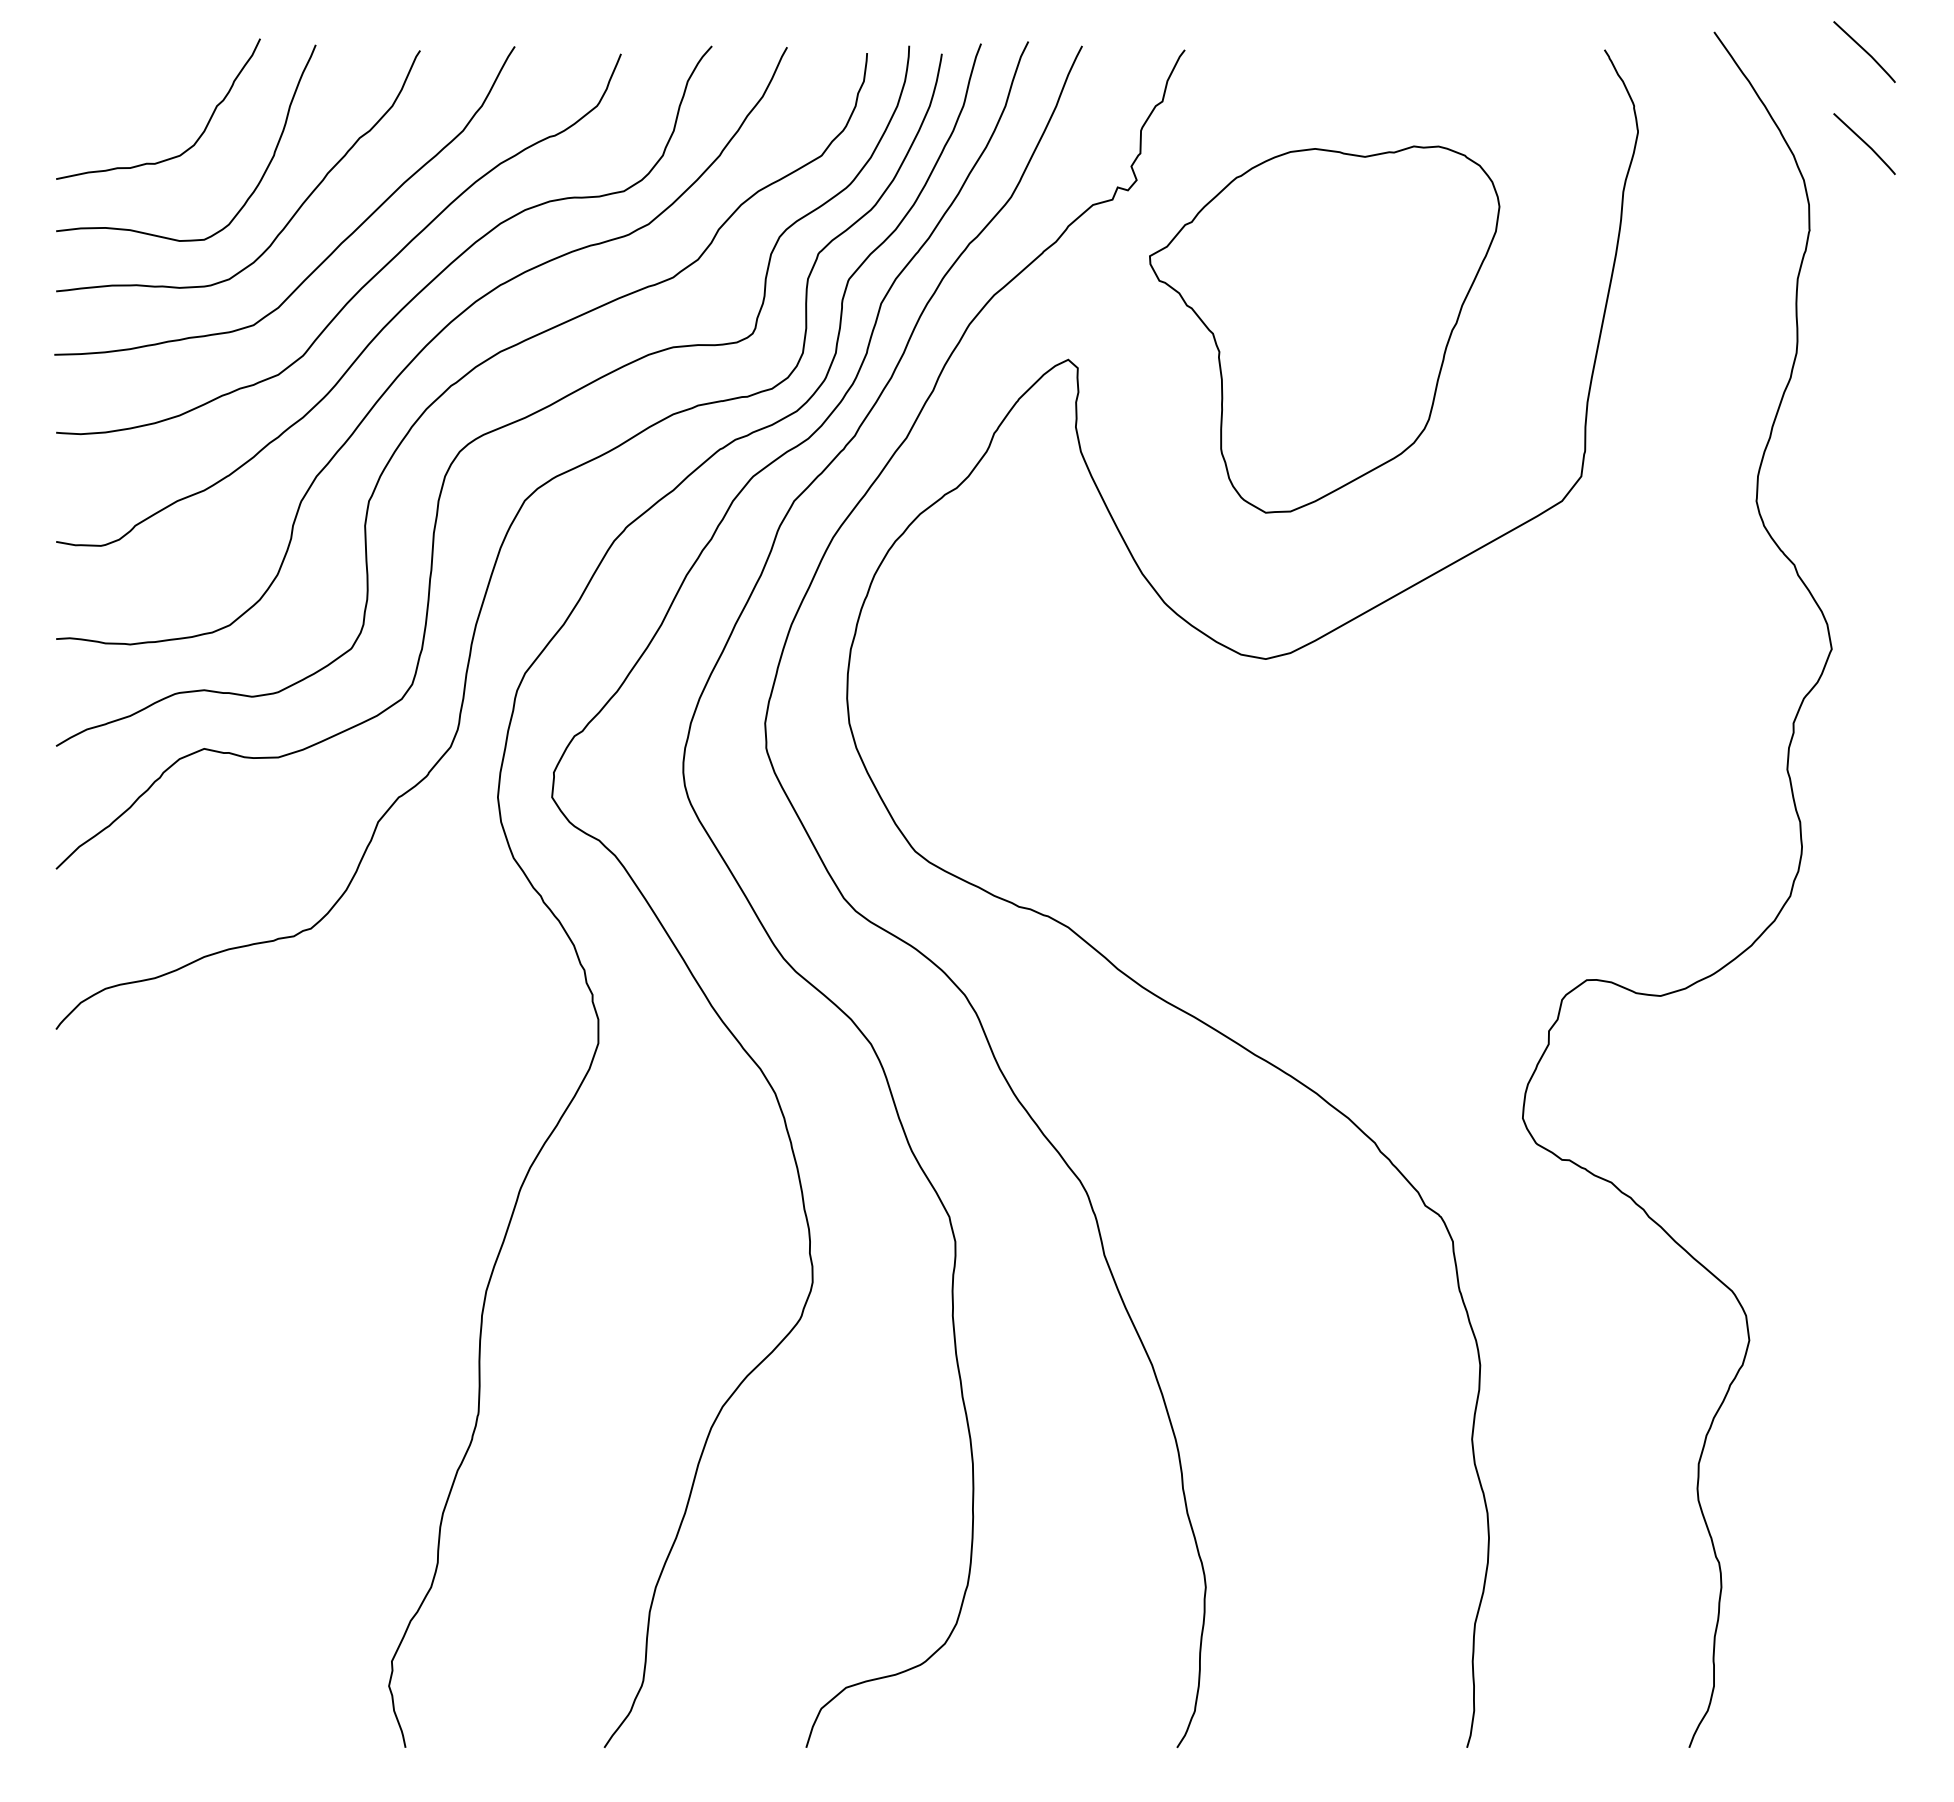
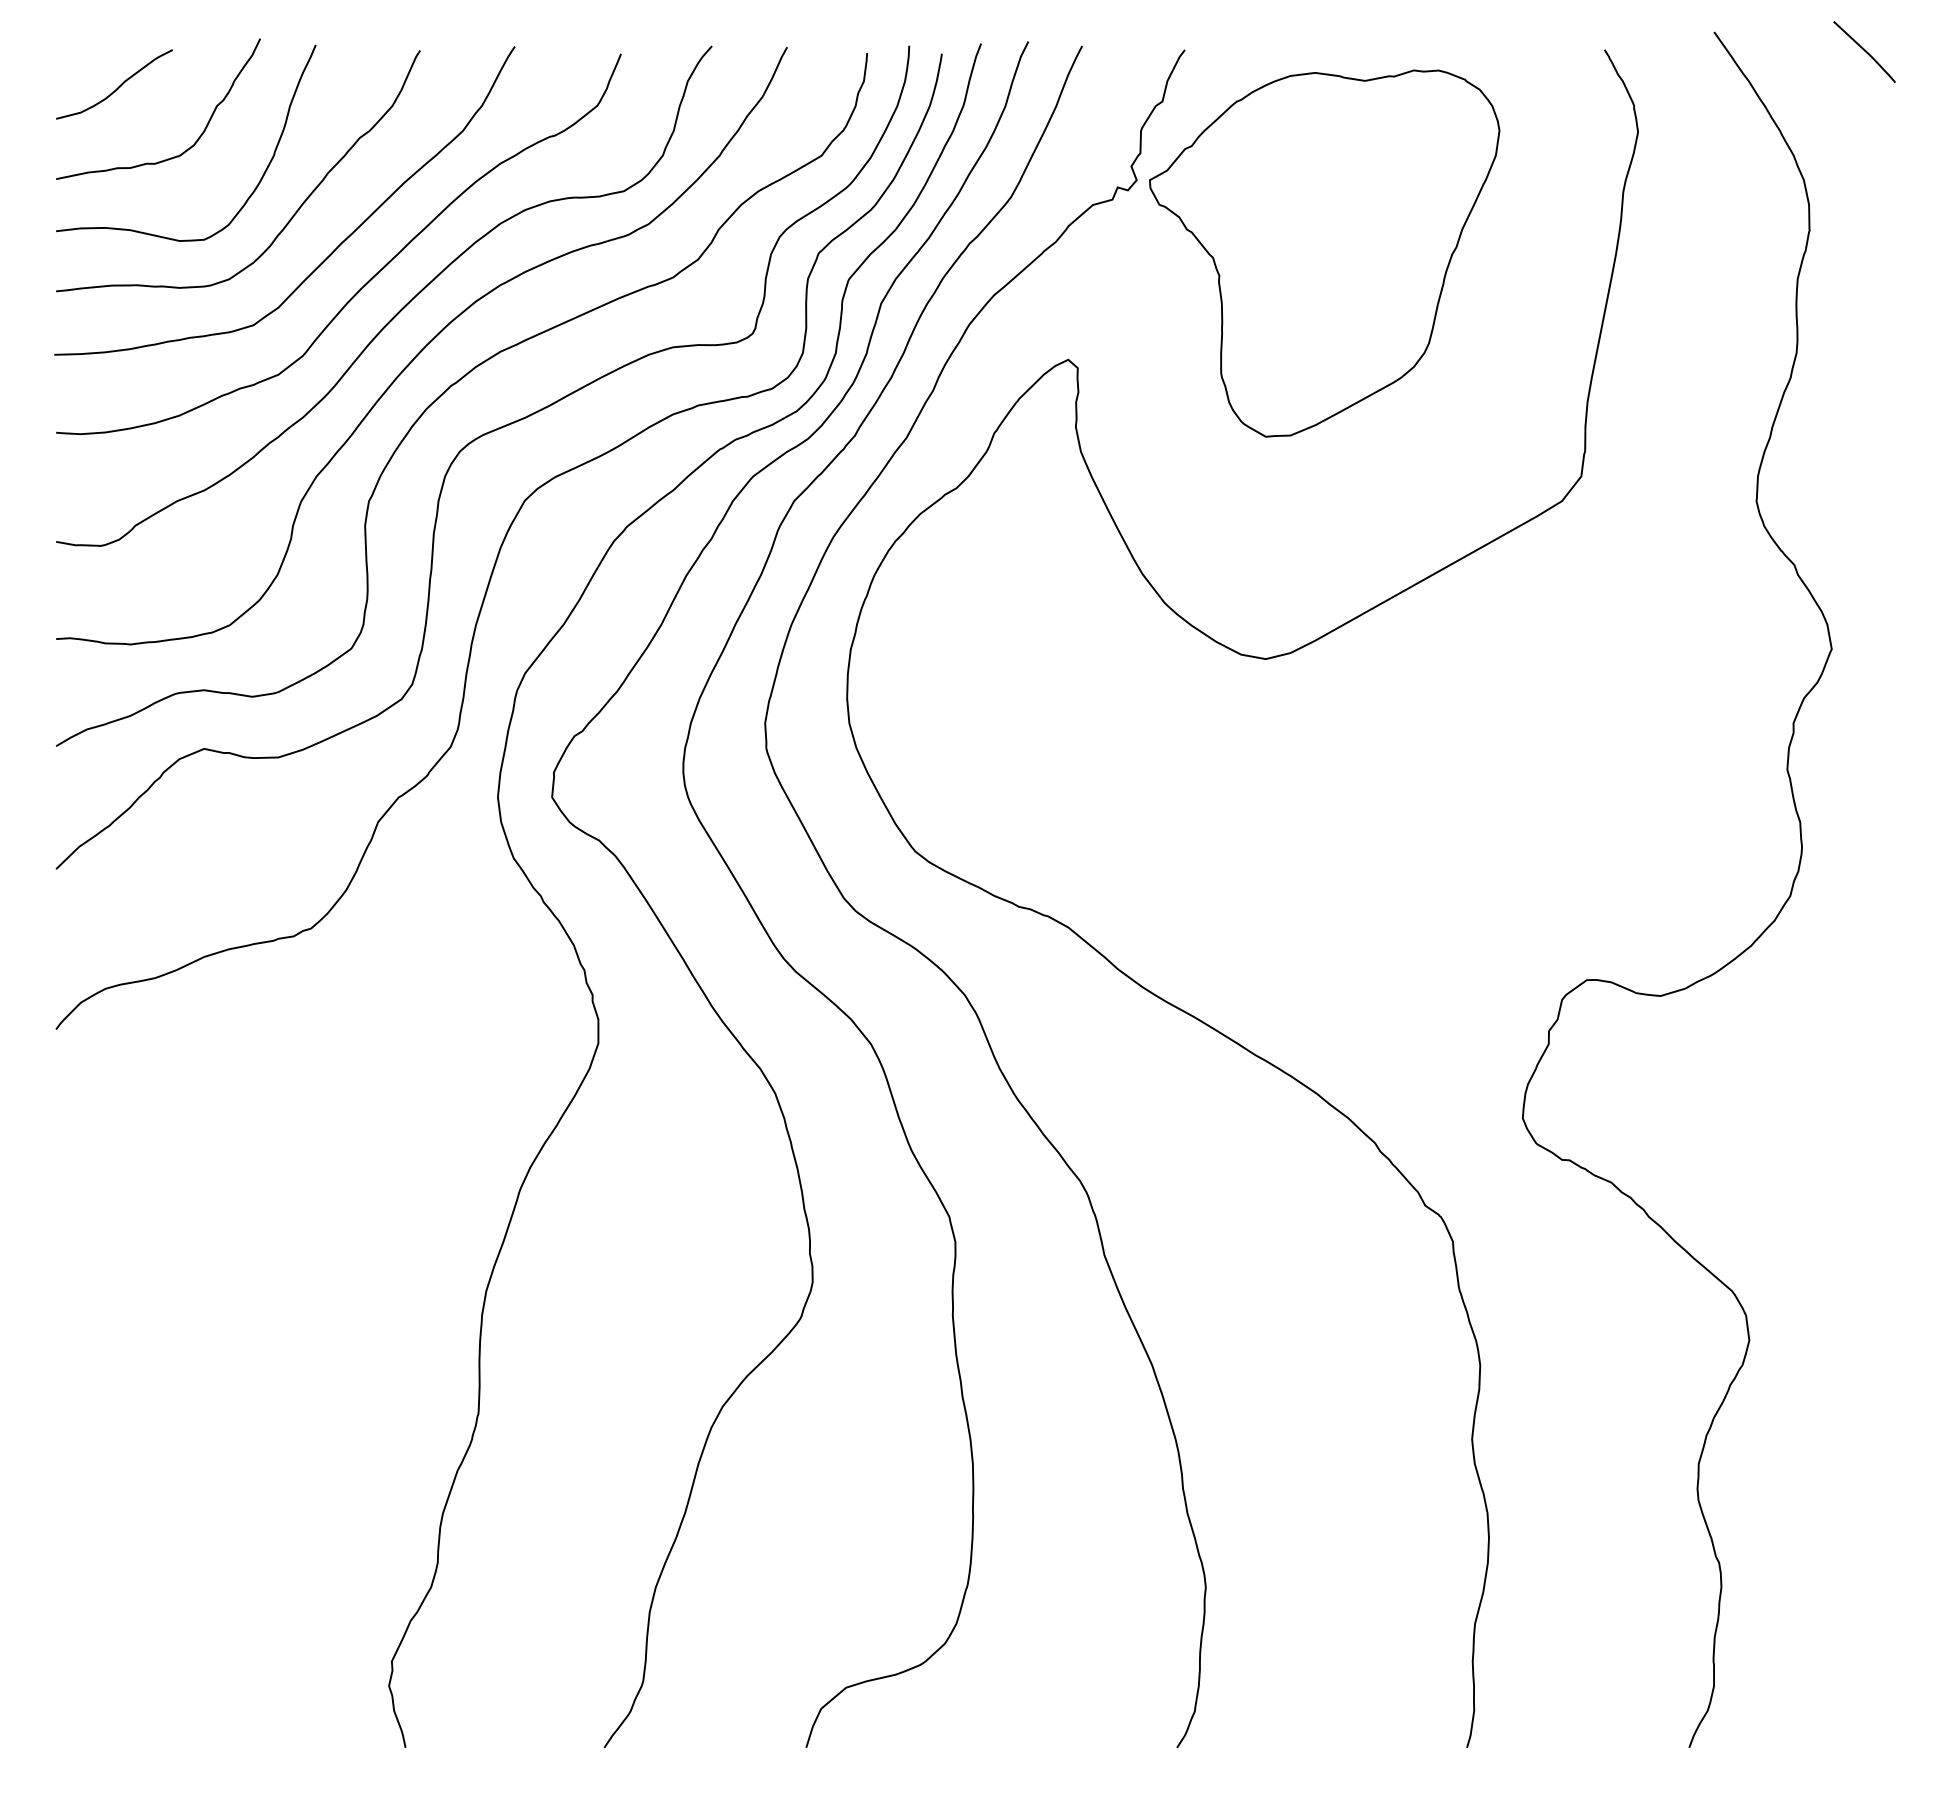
curve: none -> present (117, 87)
line: present -> none (1864, 143)
part position: (1324, 329) -> (1324, 253) (1324, 253)
